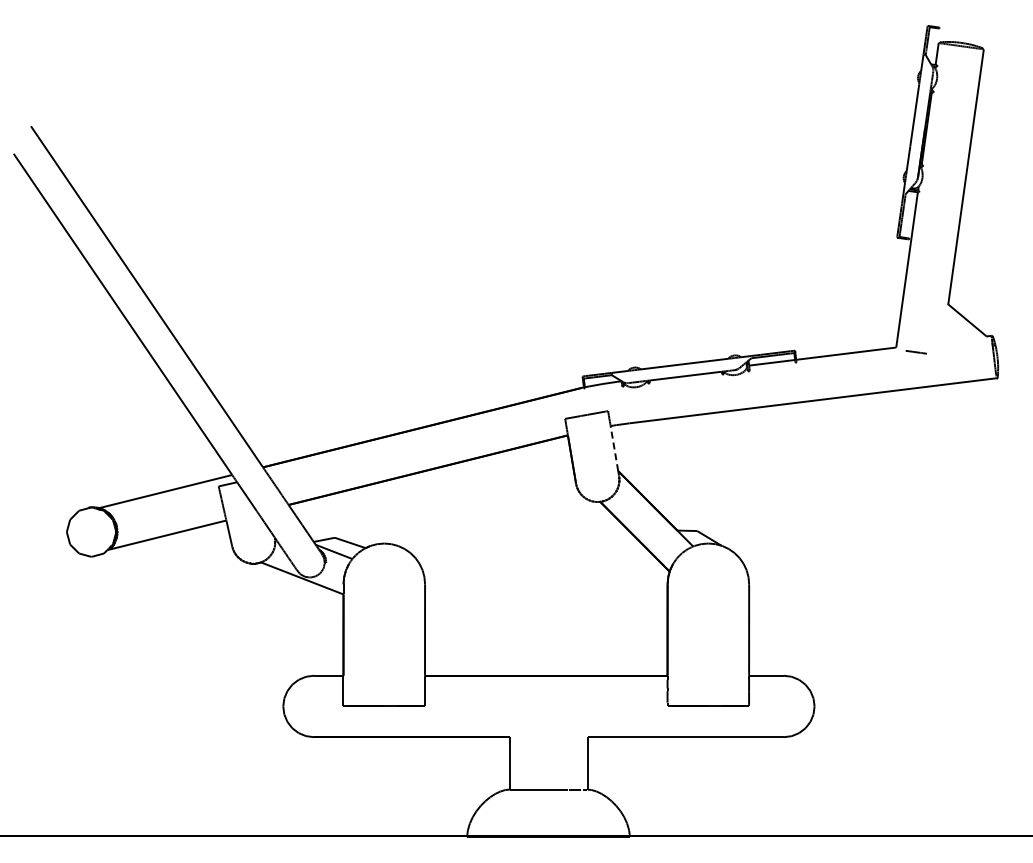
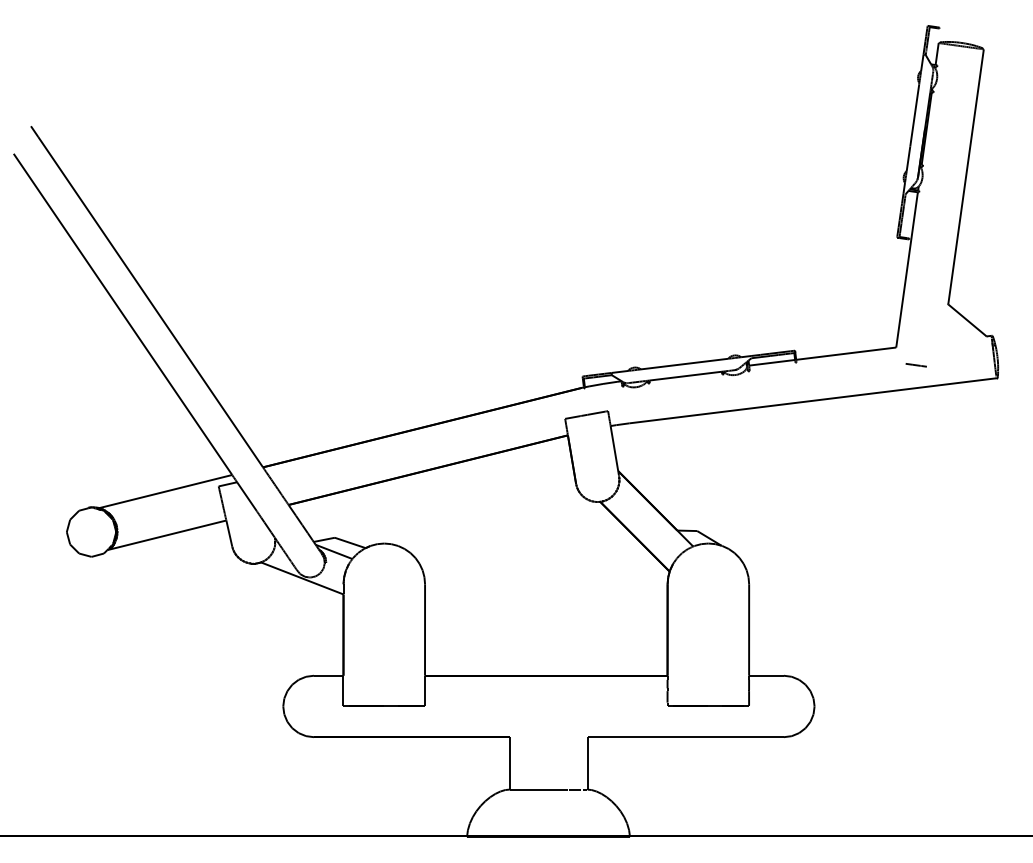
line position: (915, 352) -> (915, 365) (915, 365)
line: dashed -> solid (614, 448)
